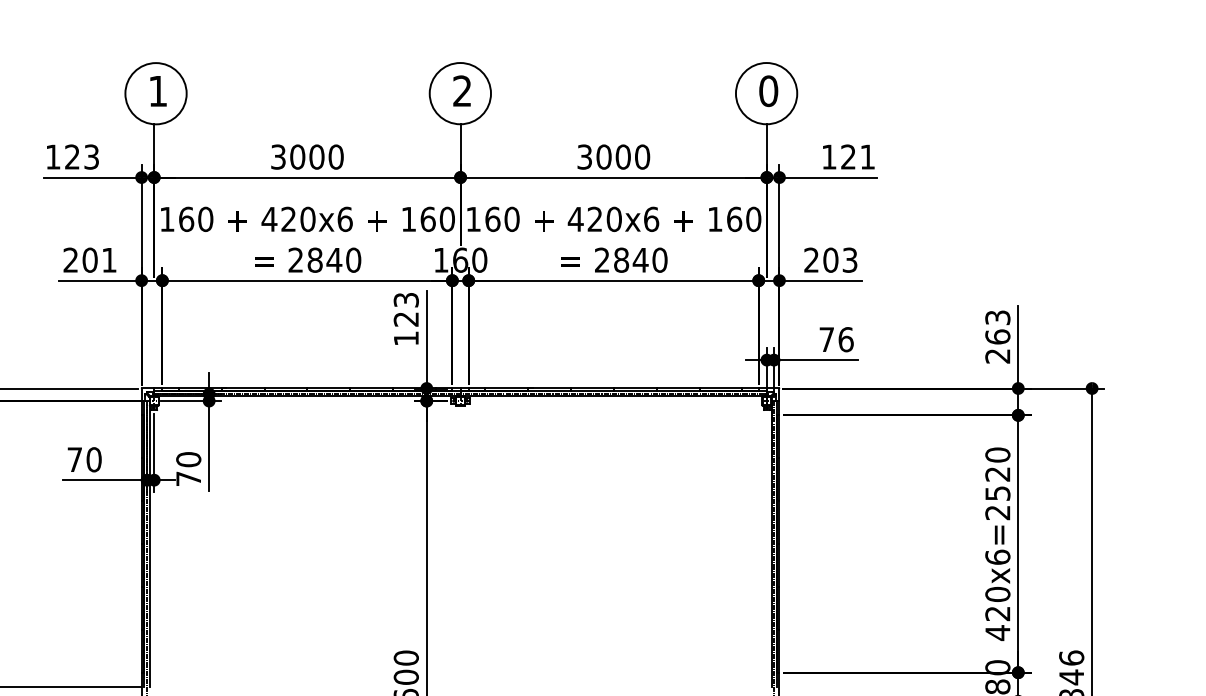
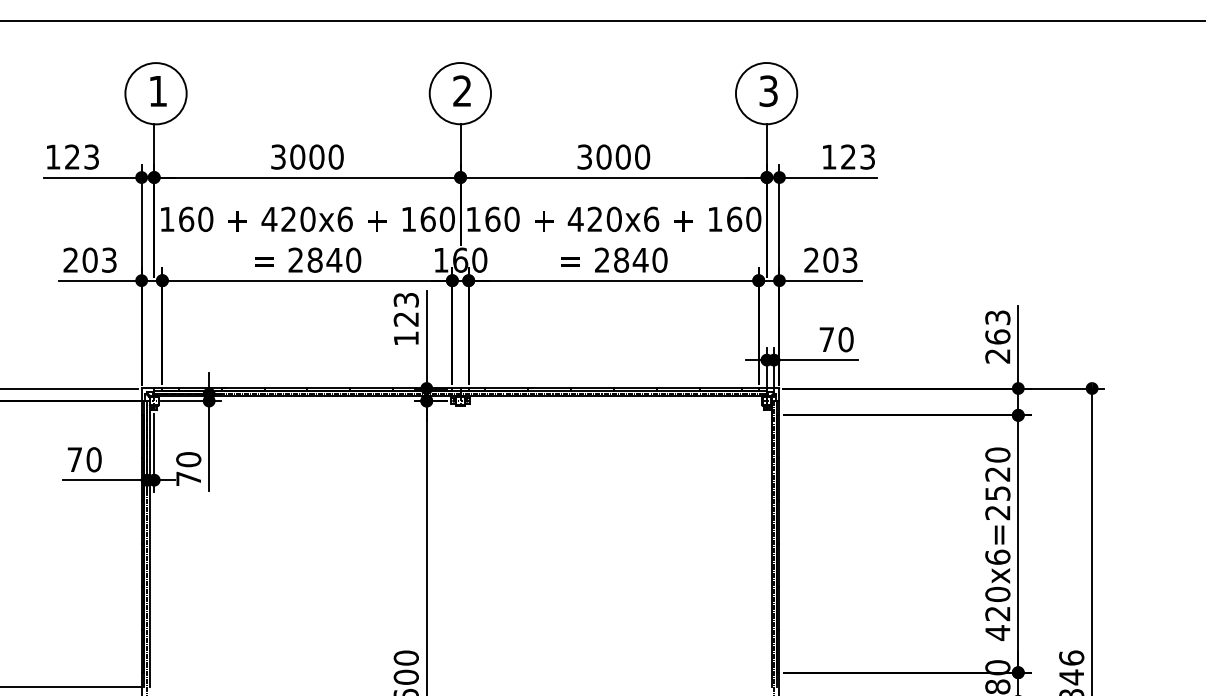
line: none -> present (602, 20)
text: 0 -> 3 (768, 91)
text: 121 -> 123 (867, 156)
text: 201 -> 203 (109, 259)
text: 76 -> 70 (845, 339)
